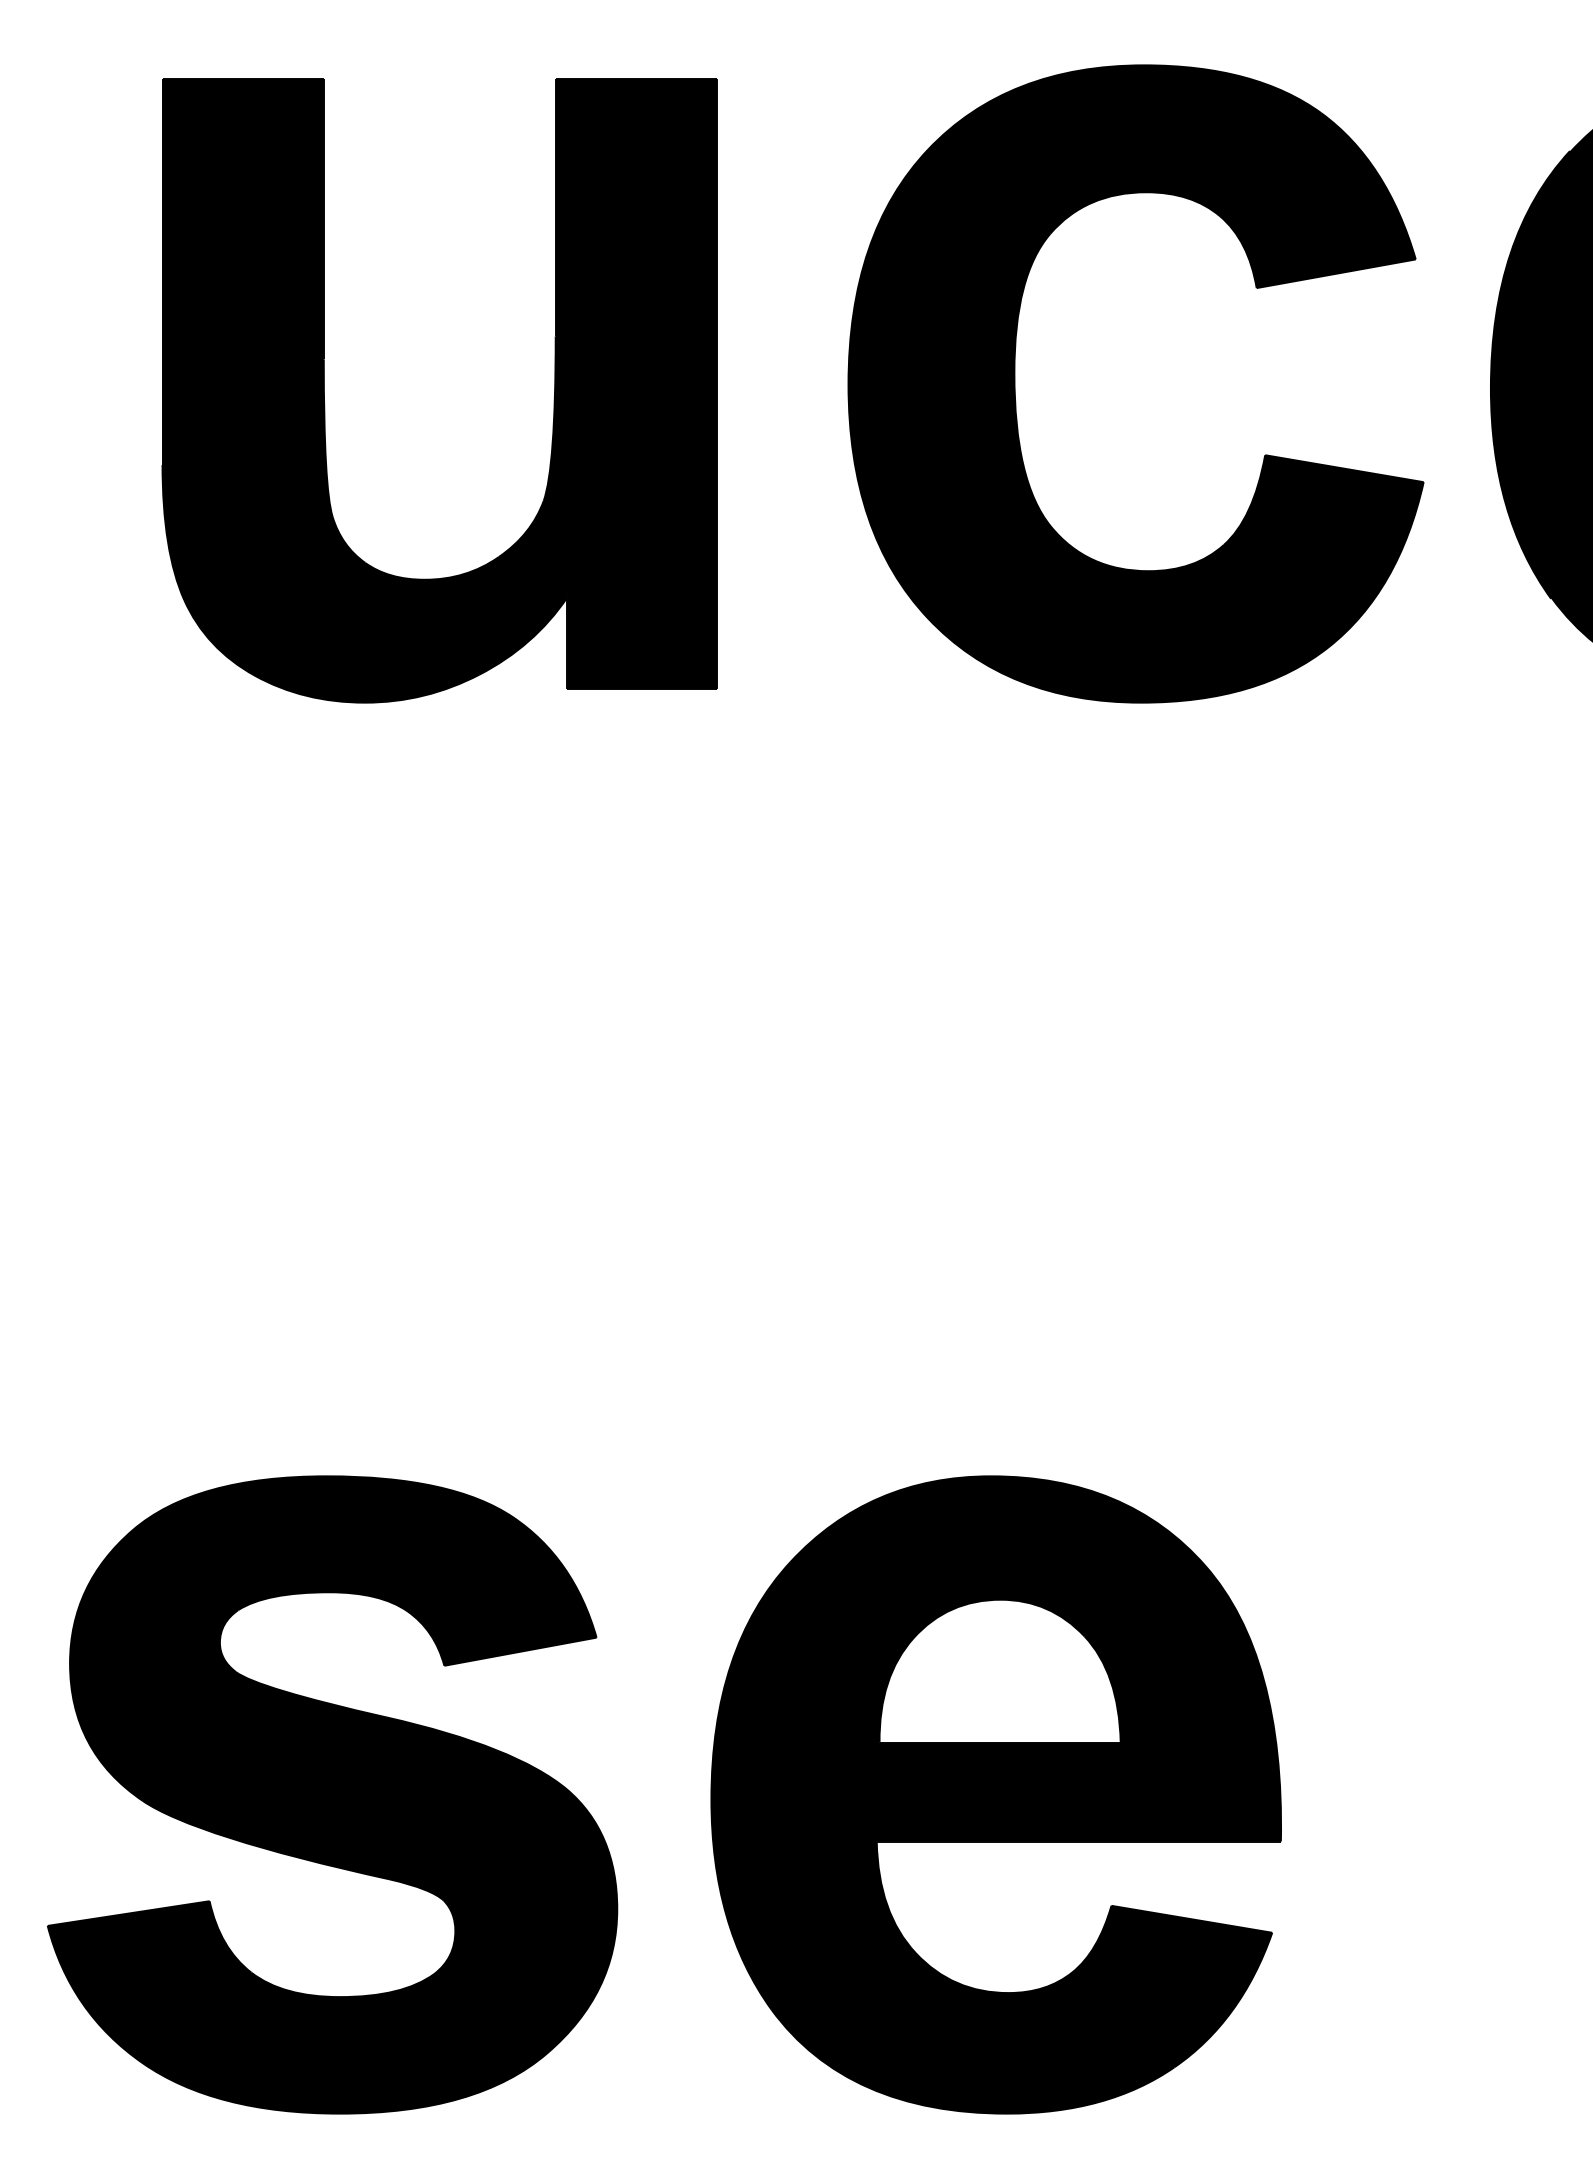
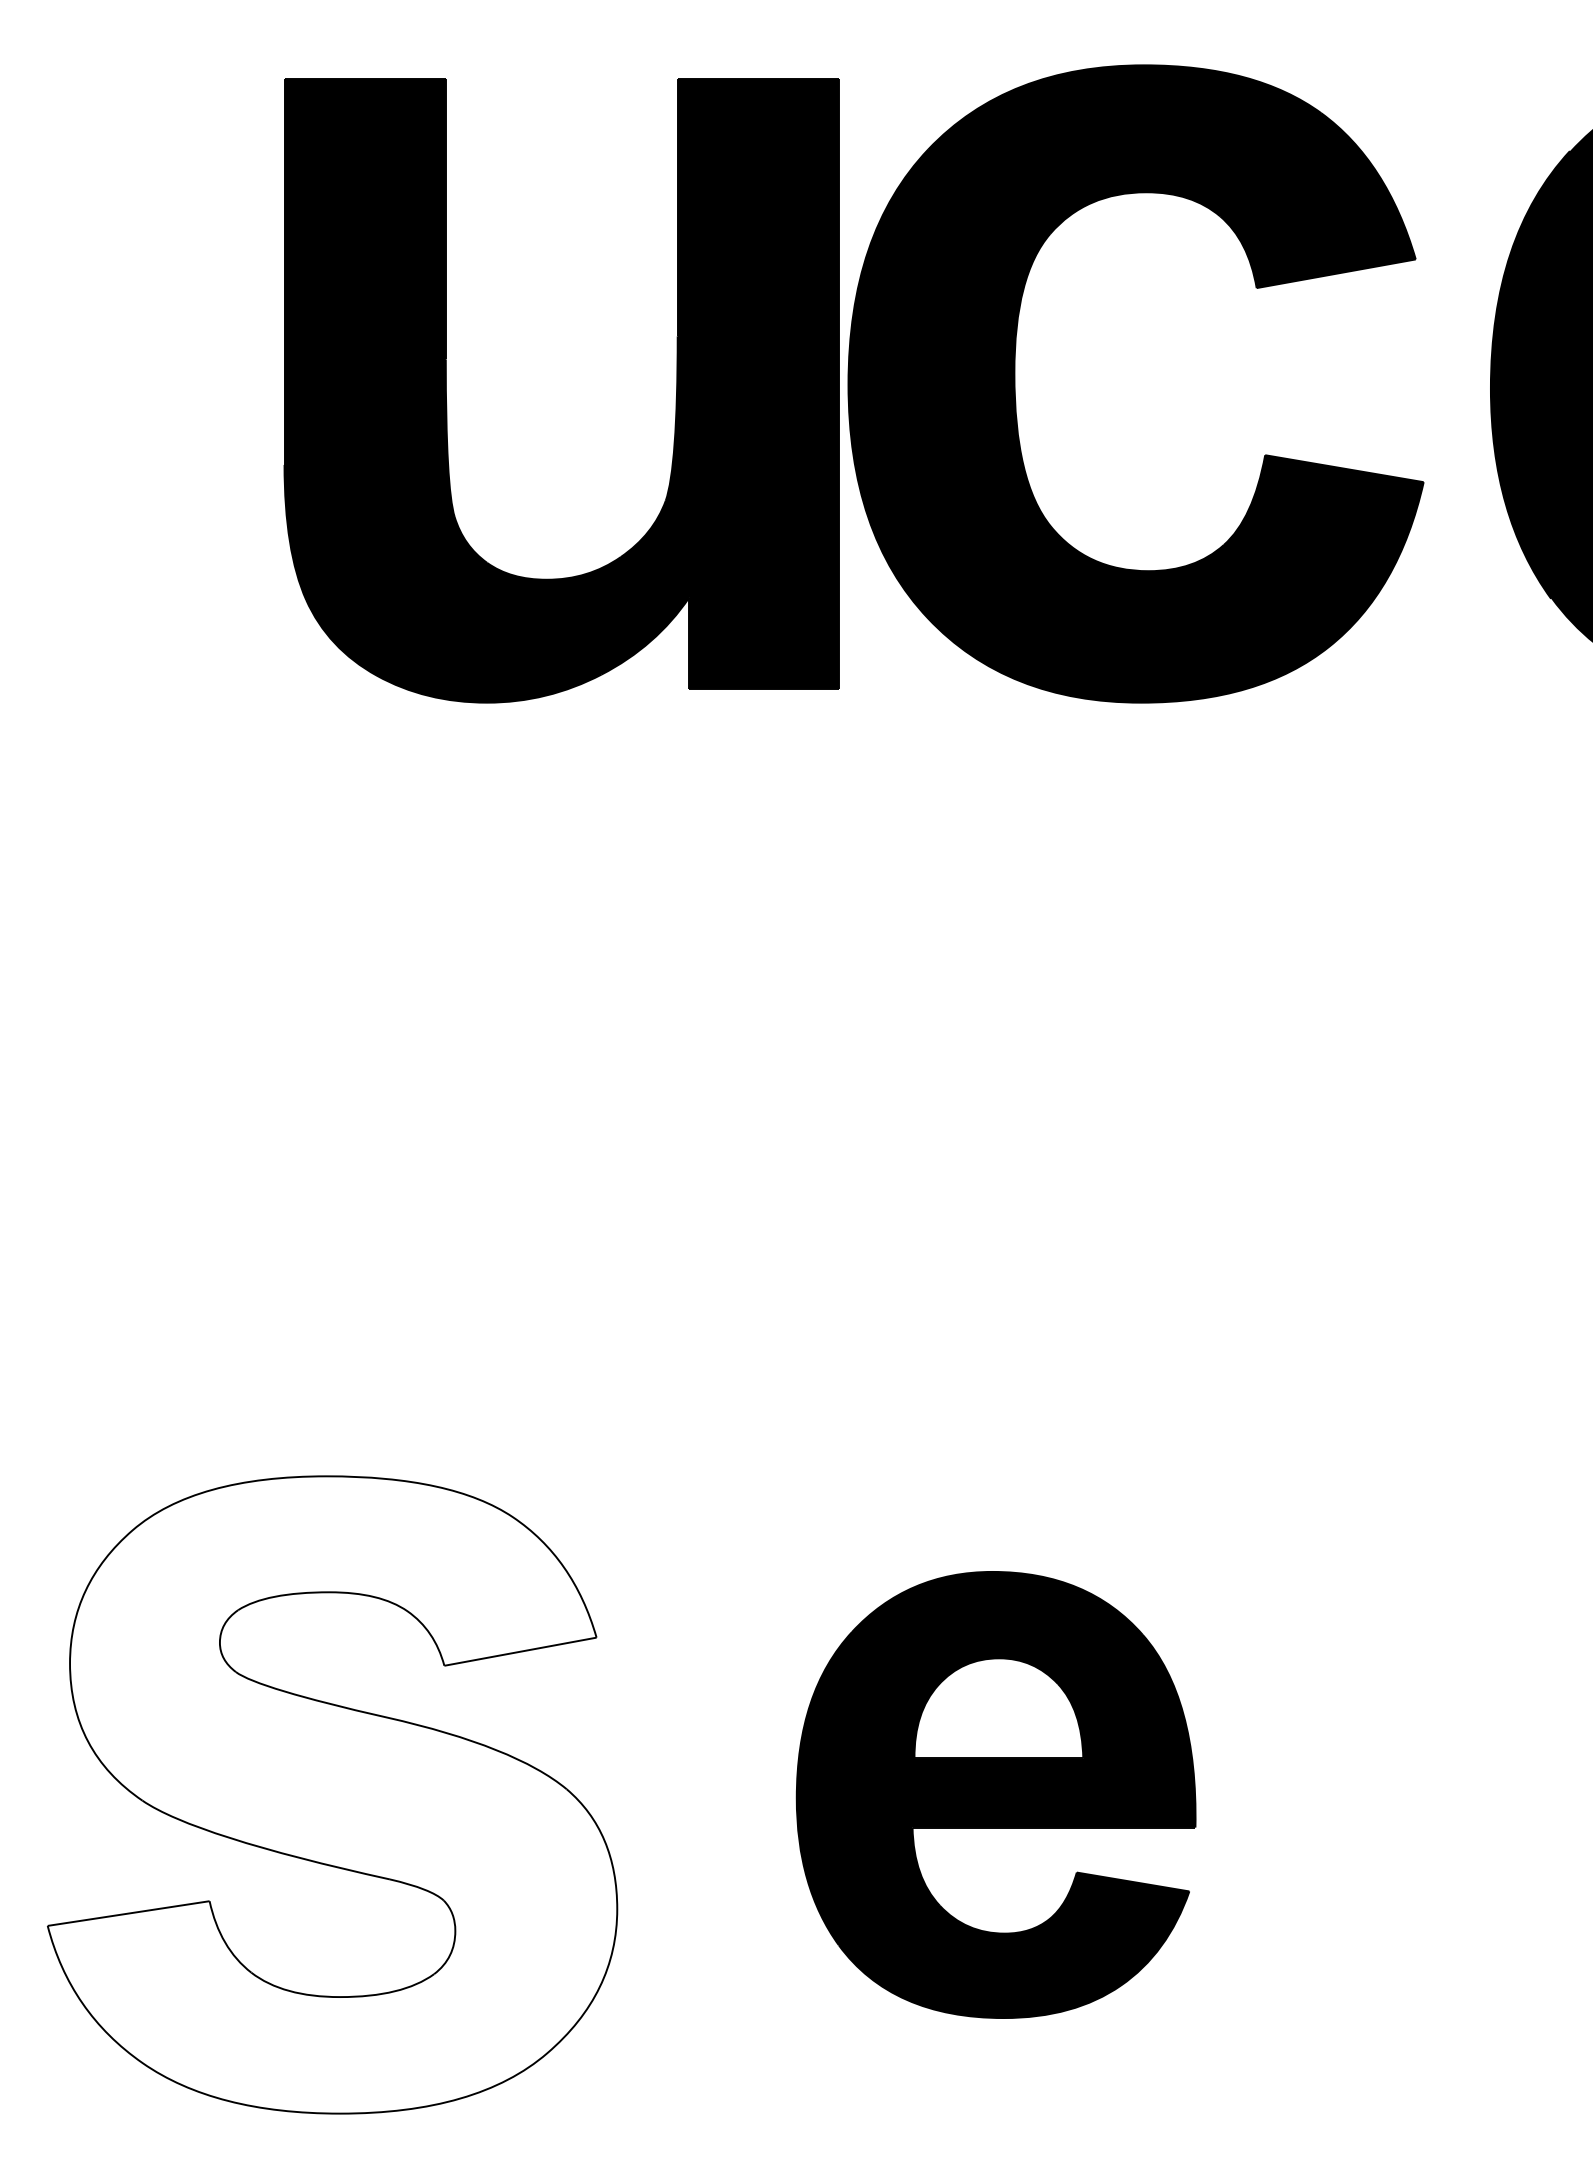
part position: (553, 399) -> (675, 399) (675, 399)
fill: present -> none (332, 1794)
part size: 572x640 px -> 402x448 px (995, 1794)
